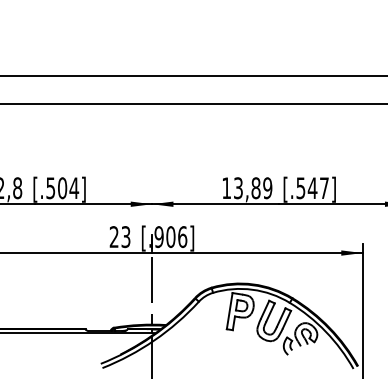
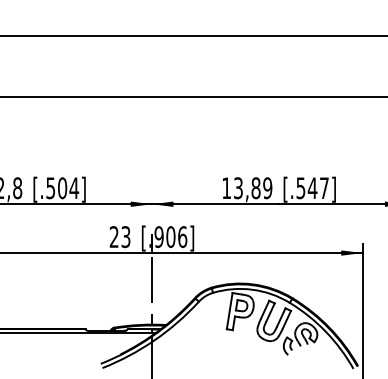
line position: (193, 75) -> (193, 35) (193, 35)
line position: (193, 103) -> (193, 96) (193, 96)
